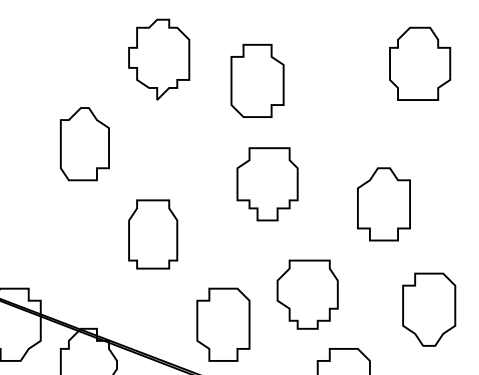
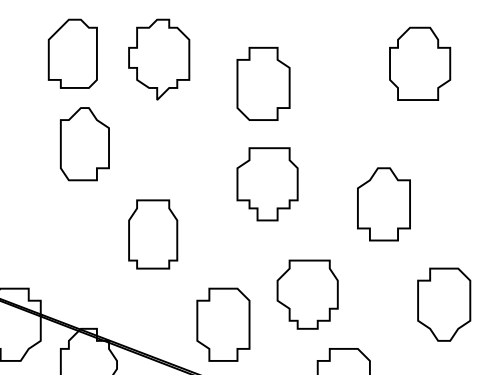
part: none -> present (72, 53)
part position: (257, 80) -> (263, 83) (263, 83)
part position: (429, 309) -> (444, 304) (444, 304)
